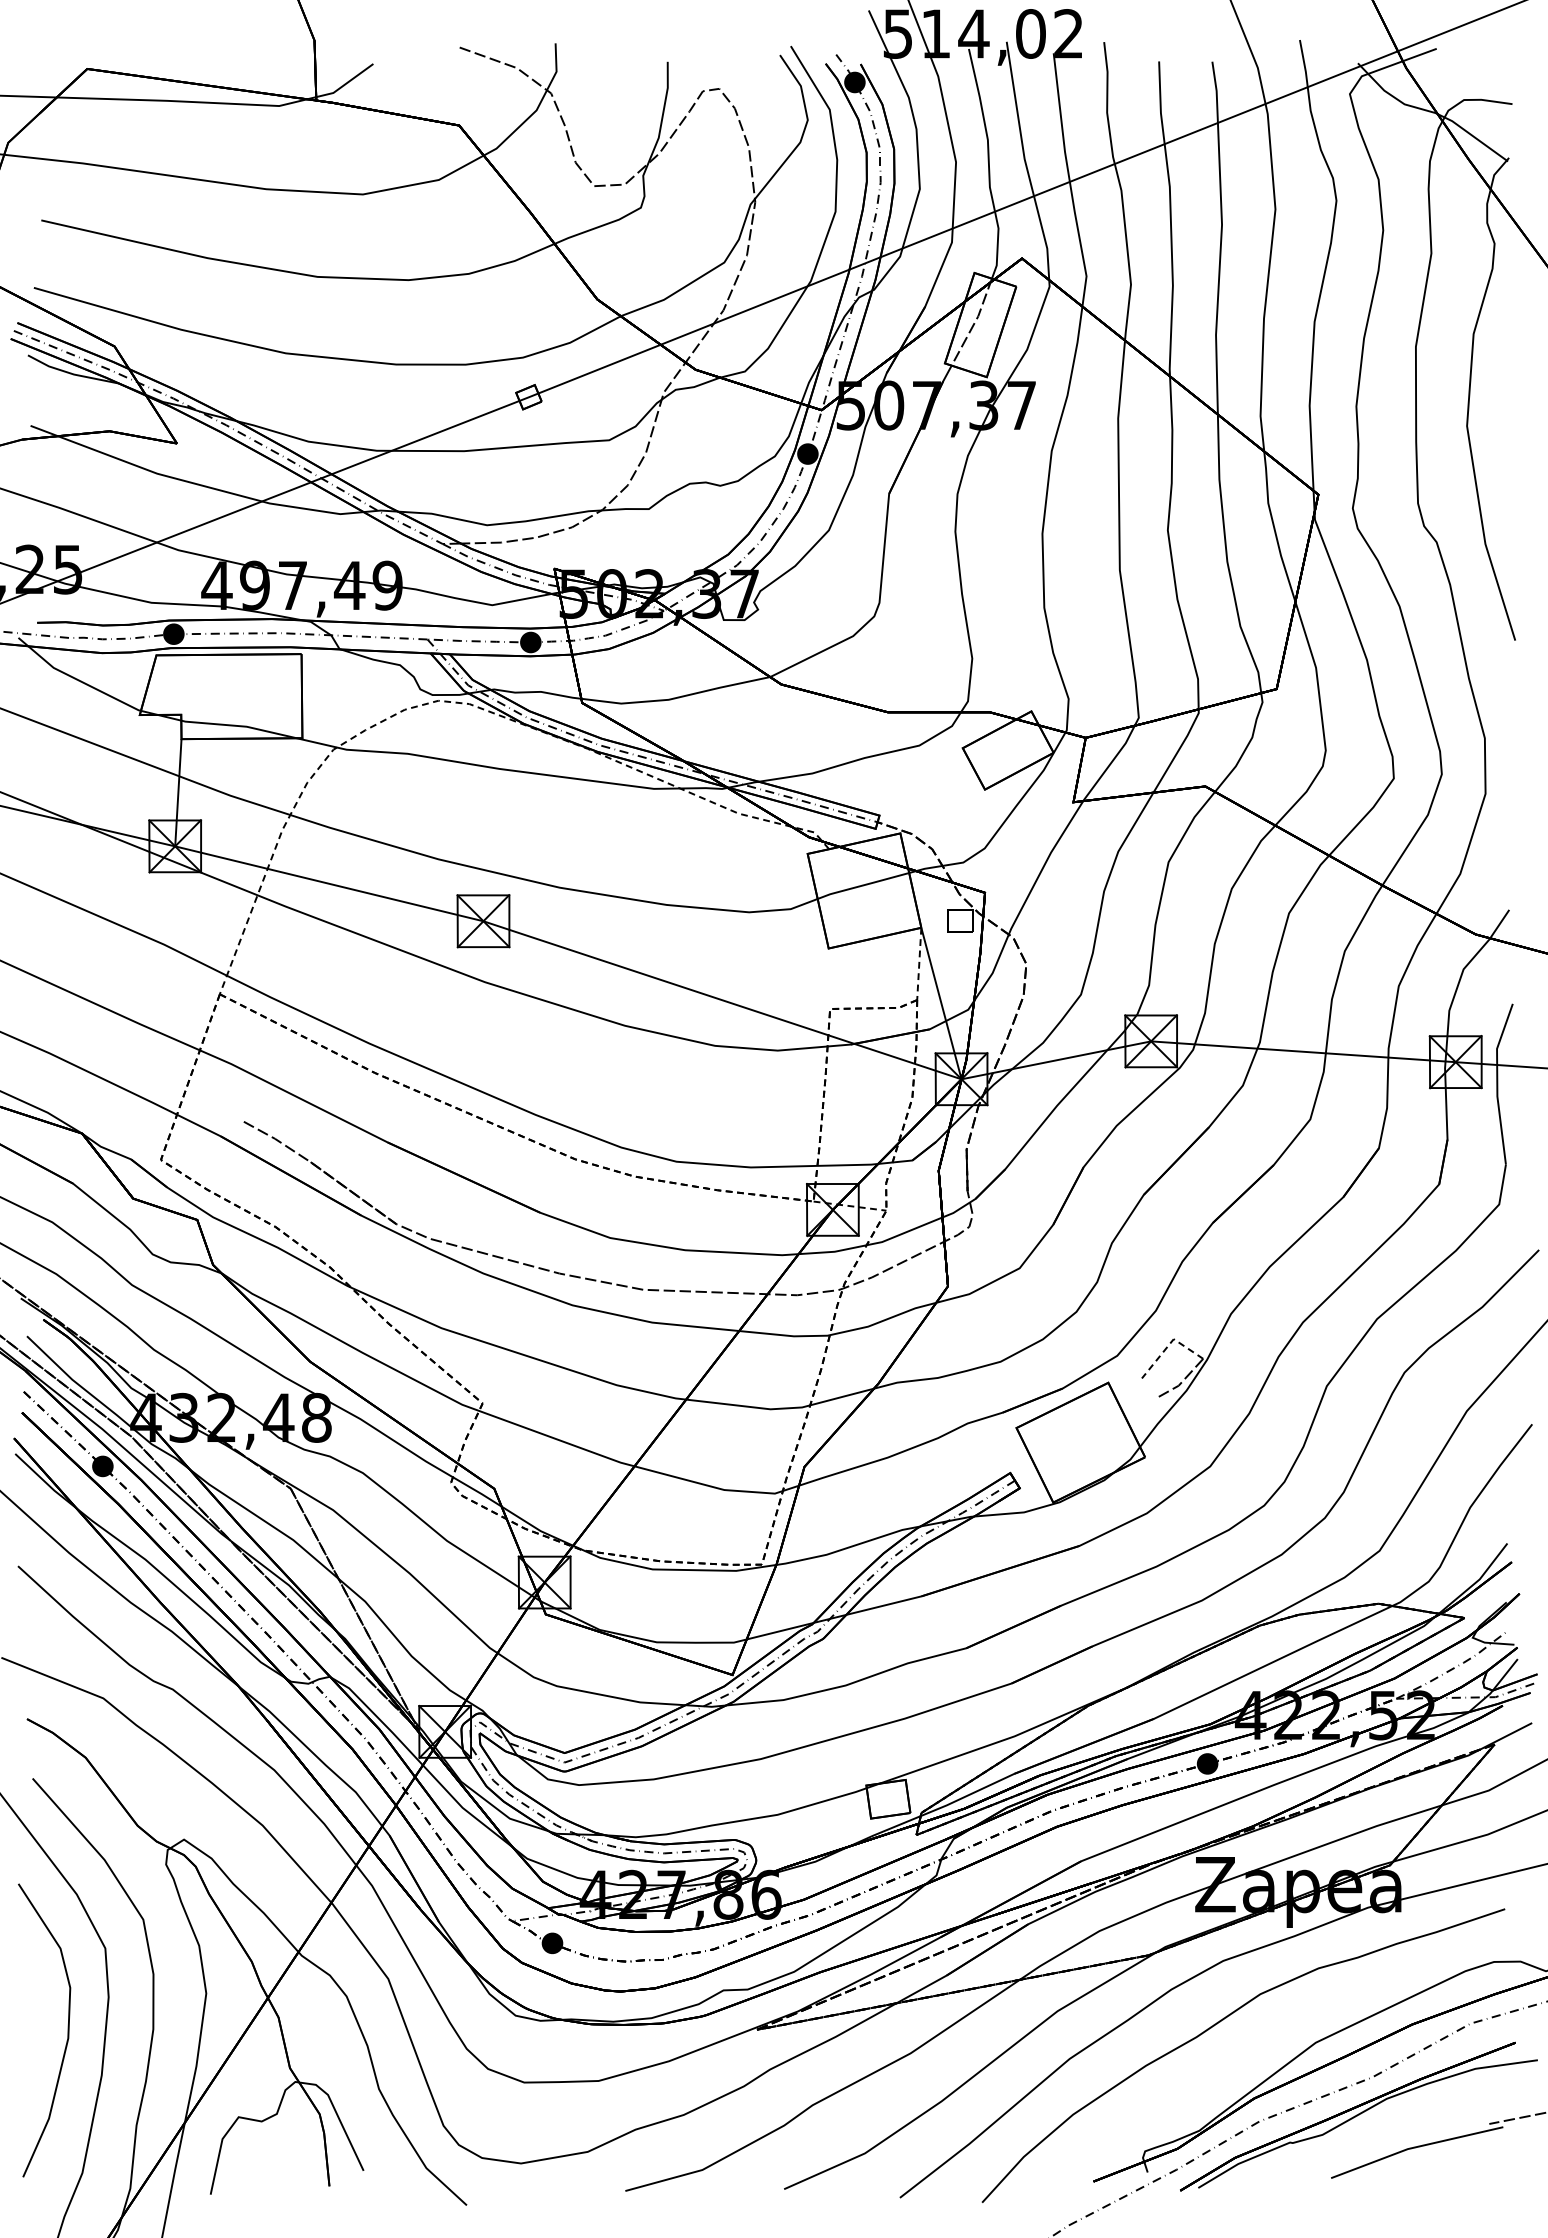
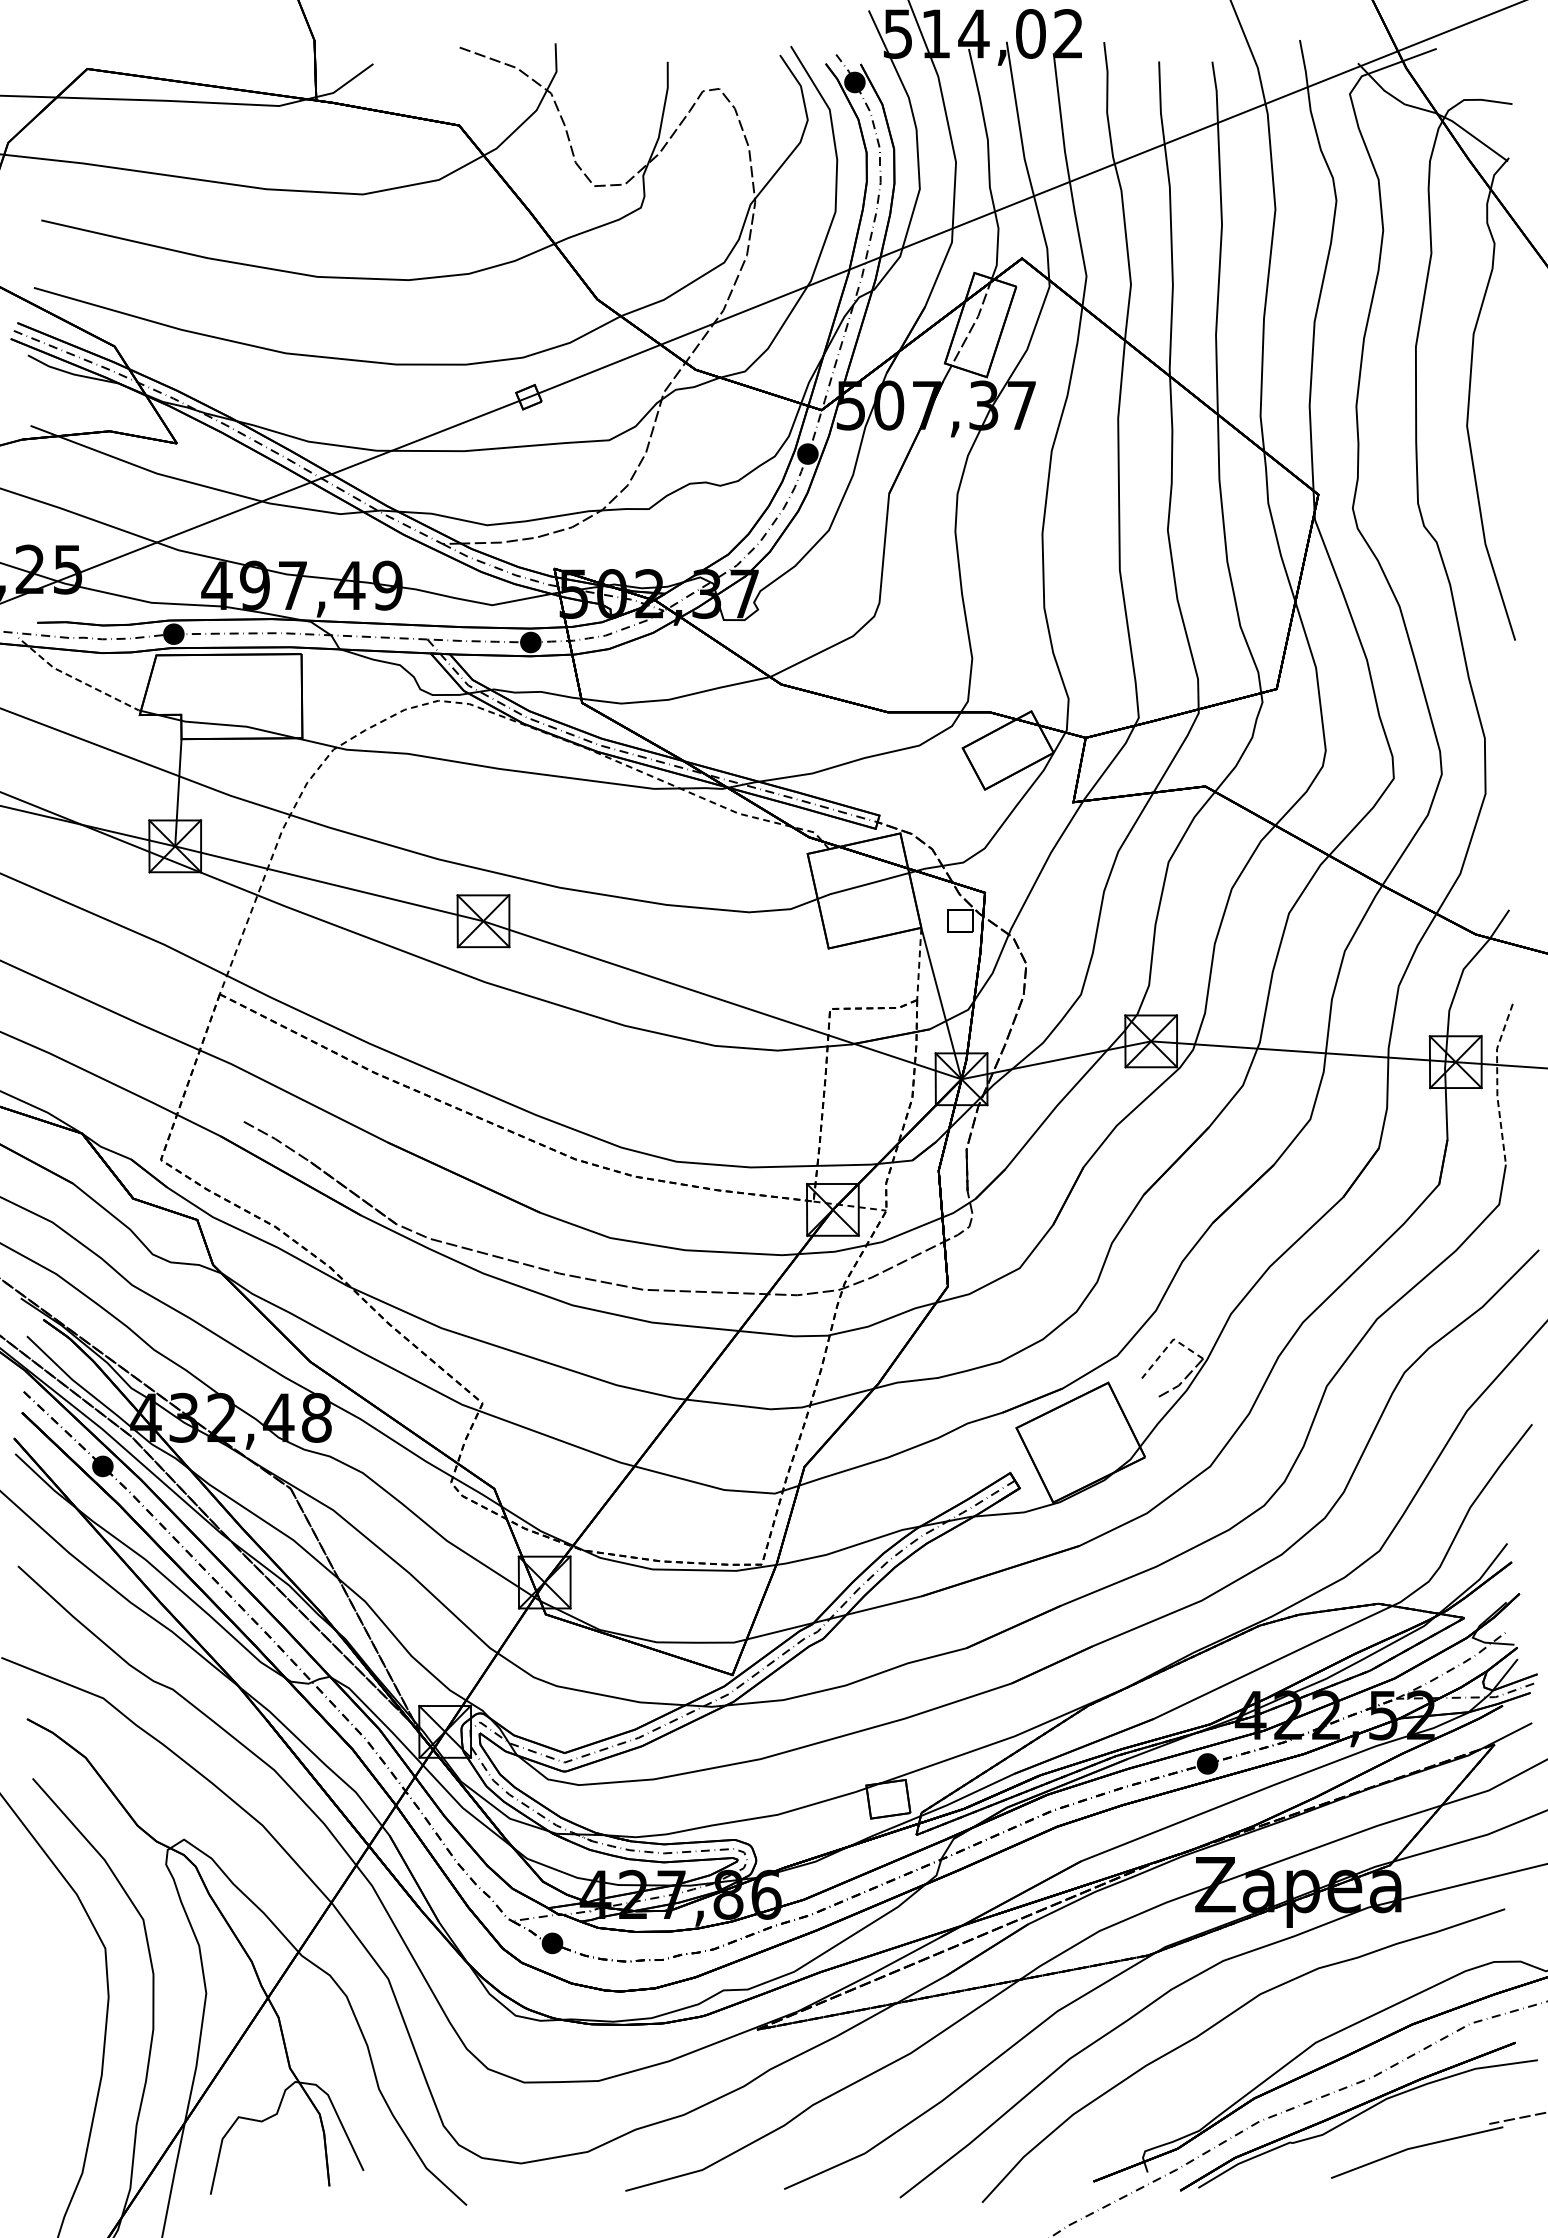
line: solid -> dashed (76, 679)
line: solid -> dashed (1497, 1083)
curve: present -> none (67, 2030)
